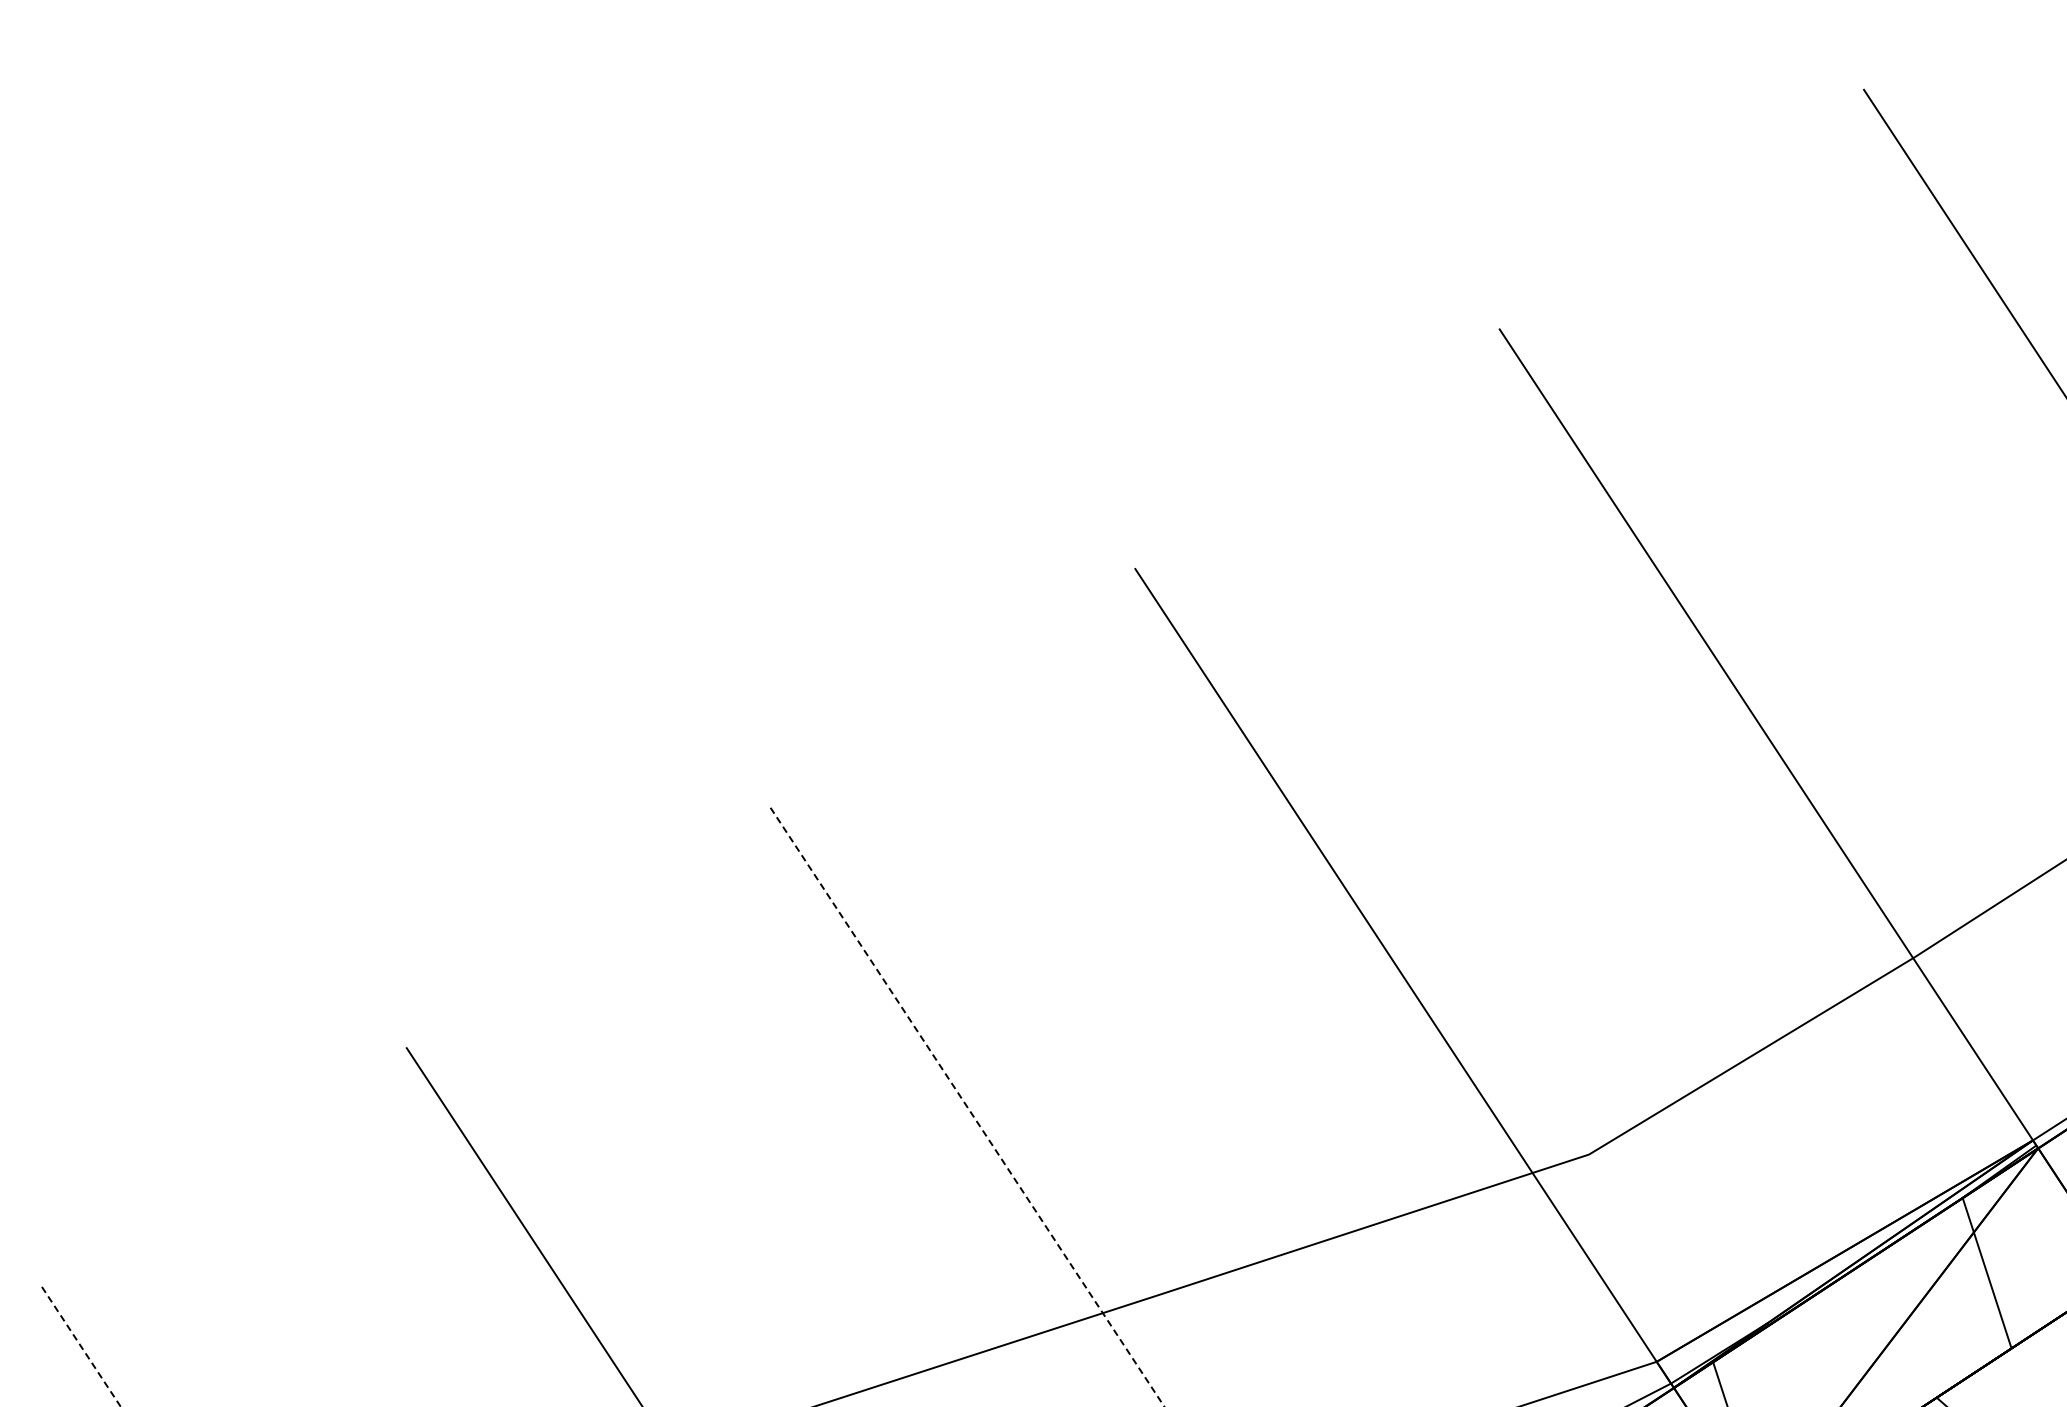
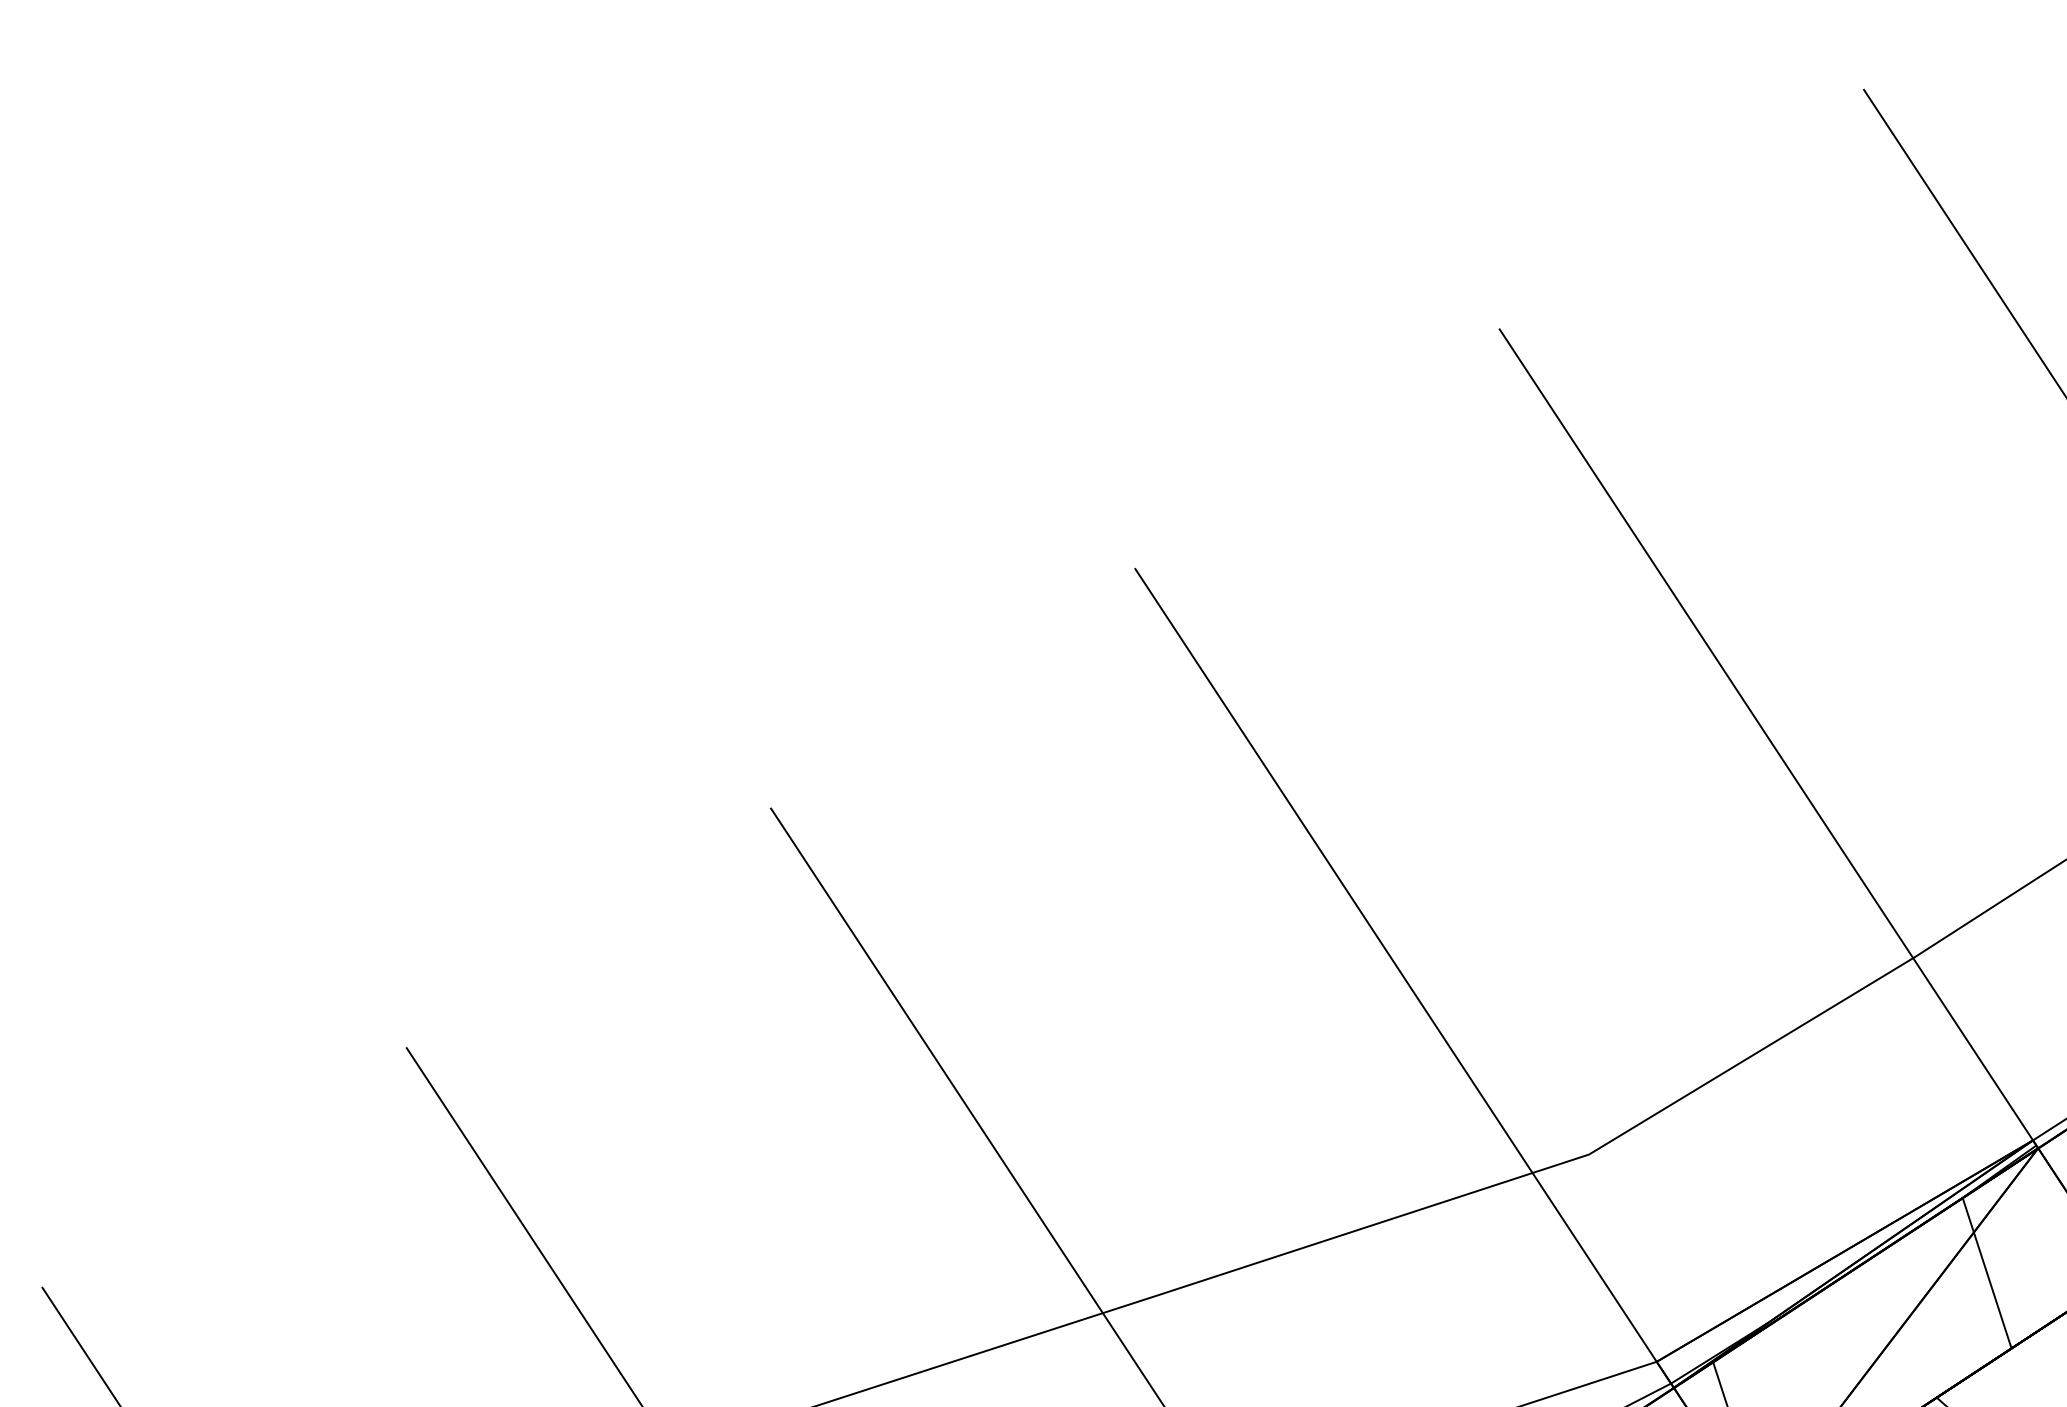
line: dashed -> solid (967, 1107)
line: dashed -> solid (81, 1347)
